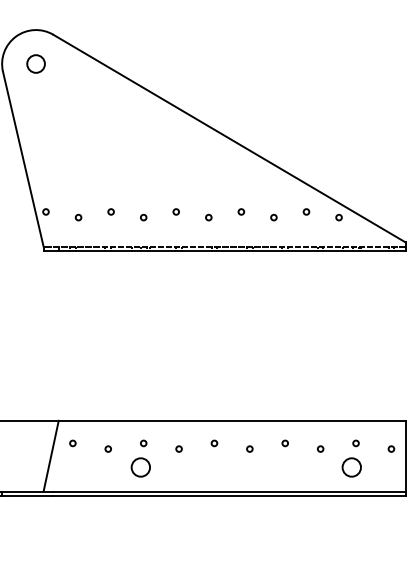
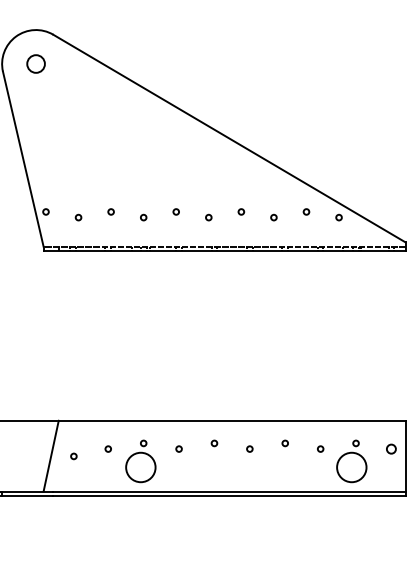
circle position: (72, 443) -> (73, 456) (73, 456)
circle size: 9x8 px -> 11x12 px (391, 448)
circle diameter: 18 px -> 29 px (140, 467)
circle diameter: 18 px -> 29 px (351, 467)
